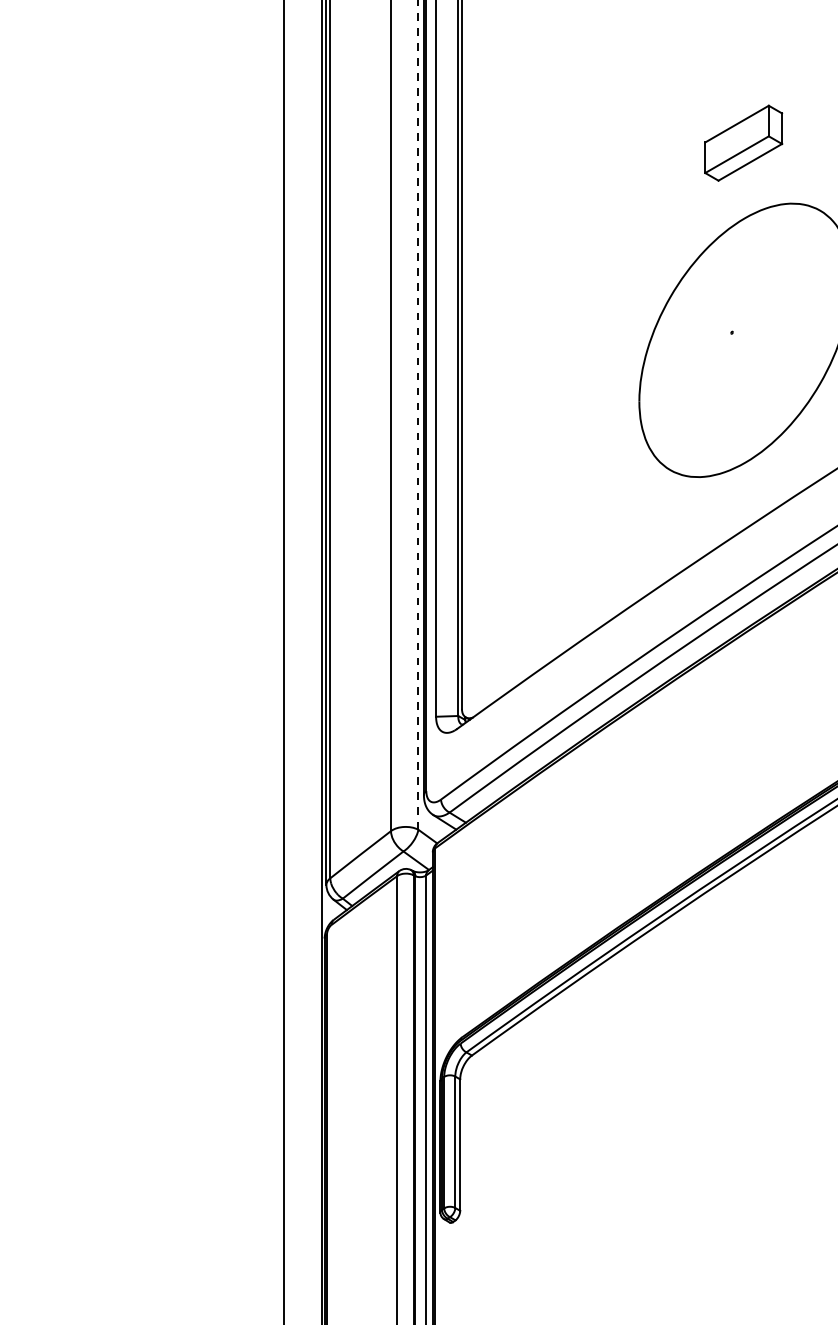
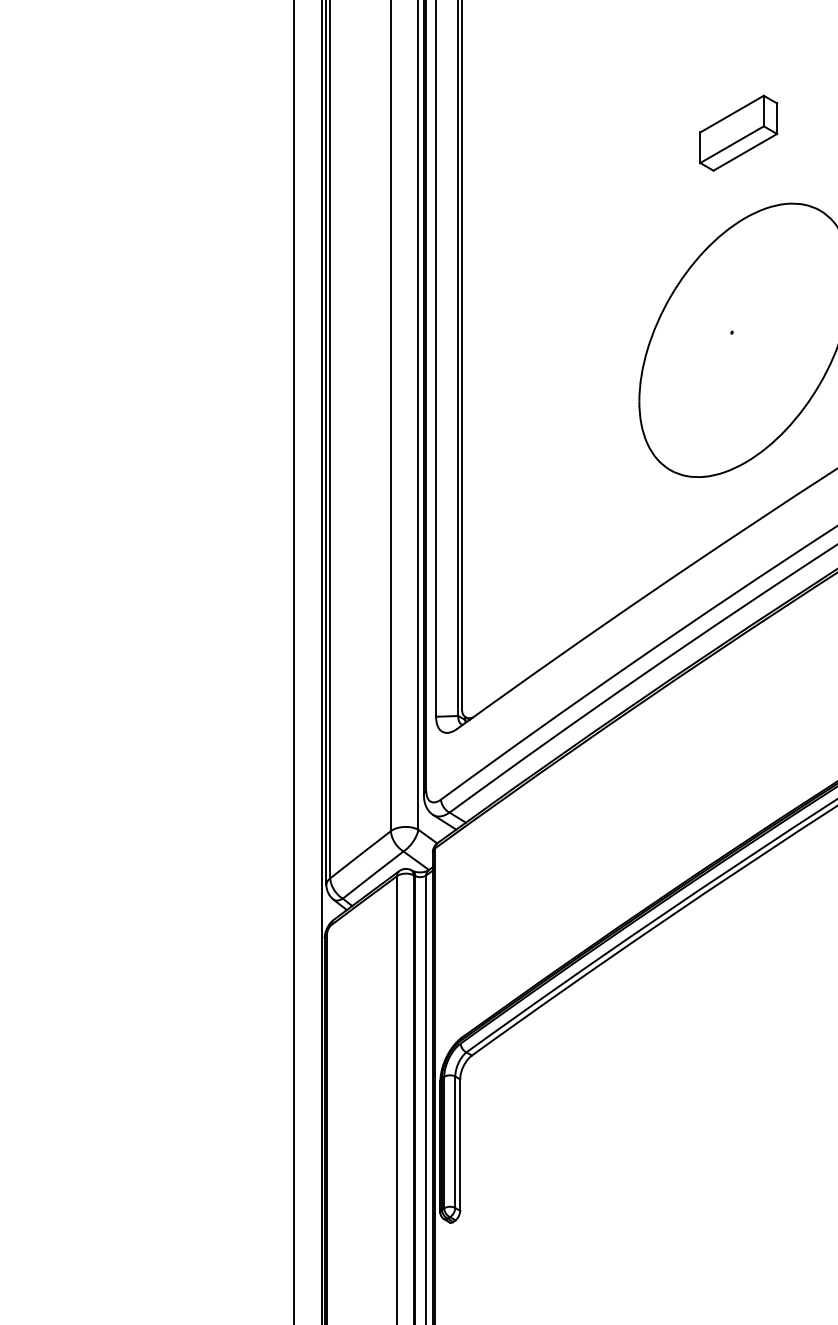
part position: (743, 142) -> (738, 132) (738, 132)
line: dashed -> solid (418, 414)
line position: (284, 661) -> (294, 661) (294, 661)
